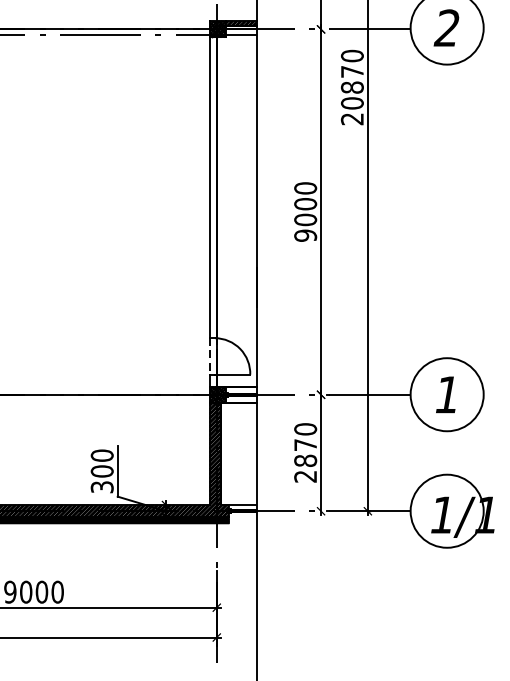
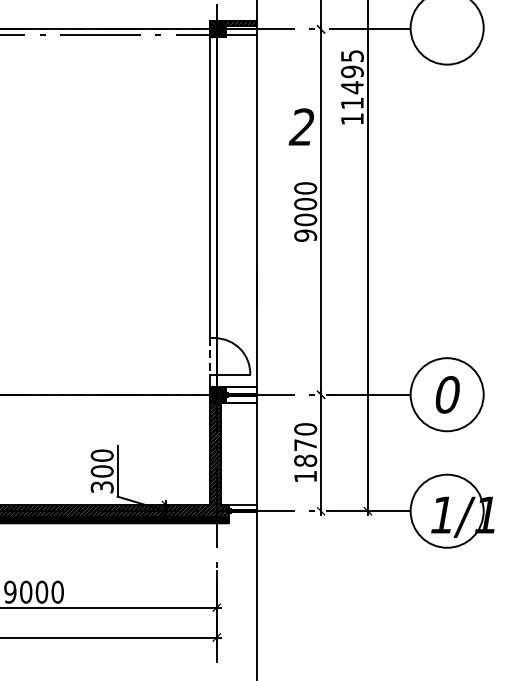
text position: (446, 27) -> (301, 126) (301, 126)
text: 20870 -> 11495 (351, 87)
text: 1 -> 0 (447, 394)
text: 2870 -> 1870 (305, 476)
